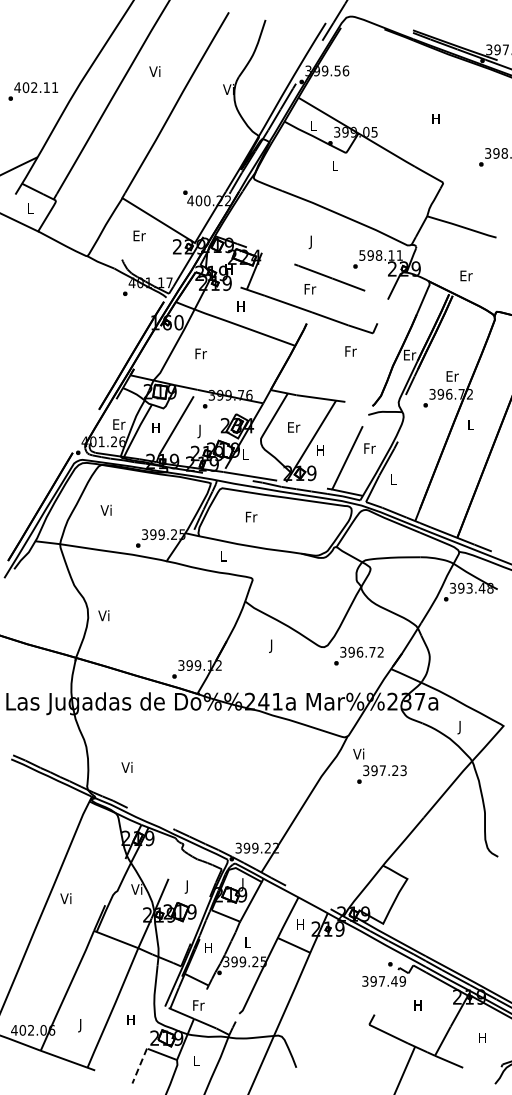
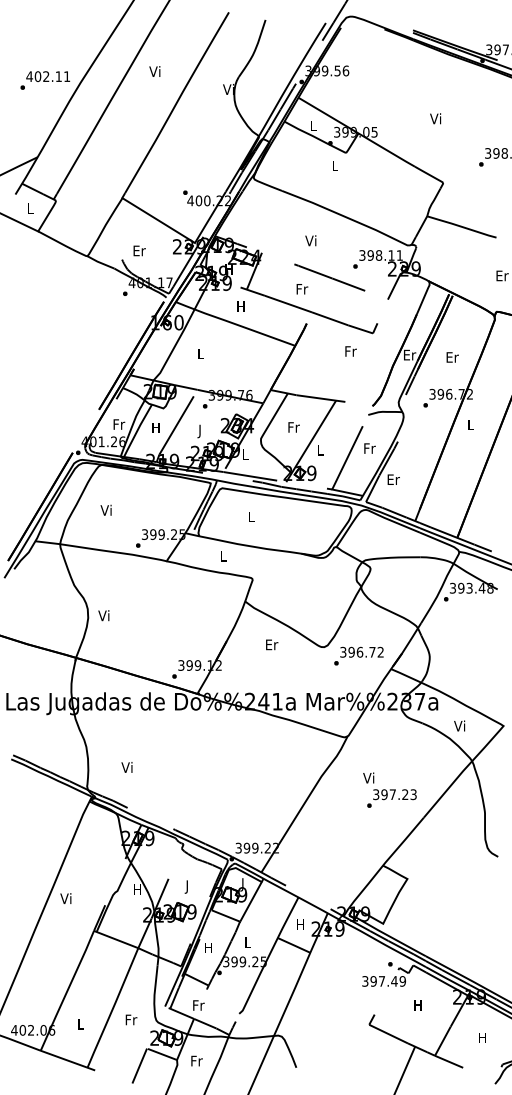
text position: (33, 91) -> (45, 80) (45, 80)
text: H -> Vi (435, 118)
text position: (139, 235) -> (139, 250) (139, 250)
text: J -> Vi (310, 242)
text: 598.11 -> 398.11 (362, 254)
text position: (466, 275) -> (502, 275) (502, 275)
text position: (310, 289) -> (302, 289) (302, 289)
text: Fr -> L (200, 353)
text position: (452, 376) -> (452, 357) (452, 357)
text: Er -> Fr (119, 424)
text: Er -> Fr (294, 427)
text: H -> L (320, 450)
text: L -> Er (393, 479)
text: Fr -> L (251, 516)
text: J -> Er (272, 645)
text: J -> Vi (459, 727)
text position: (379, 765) -> (389, 789) (389, 789)
text: Vi -> H (136, 888)
text: H -> Fr (131, 1019)
text: J -> L (80, 1025)
text: L -> Fr (196, 1060)
line: dashed -> solid (139, 1066)
